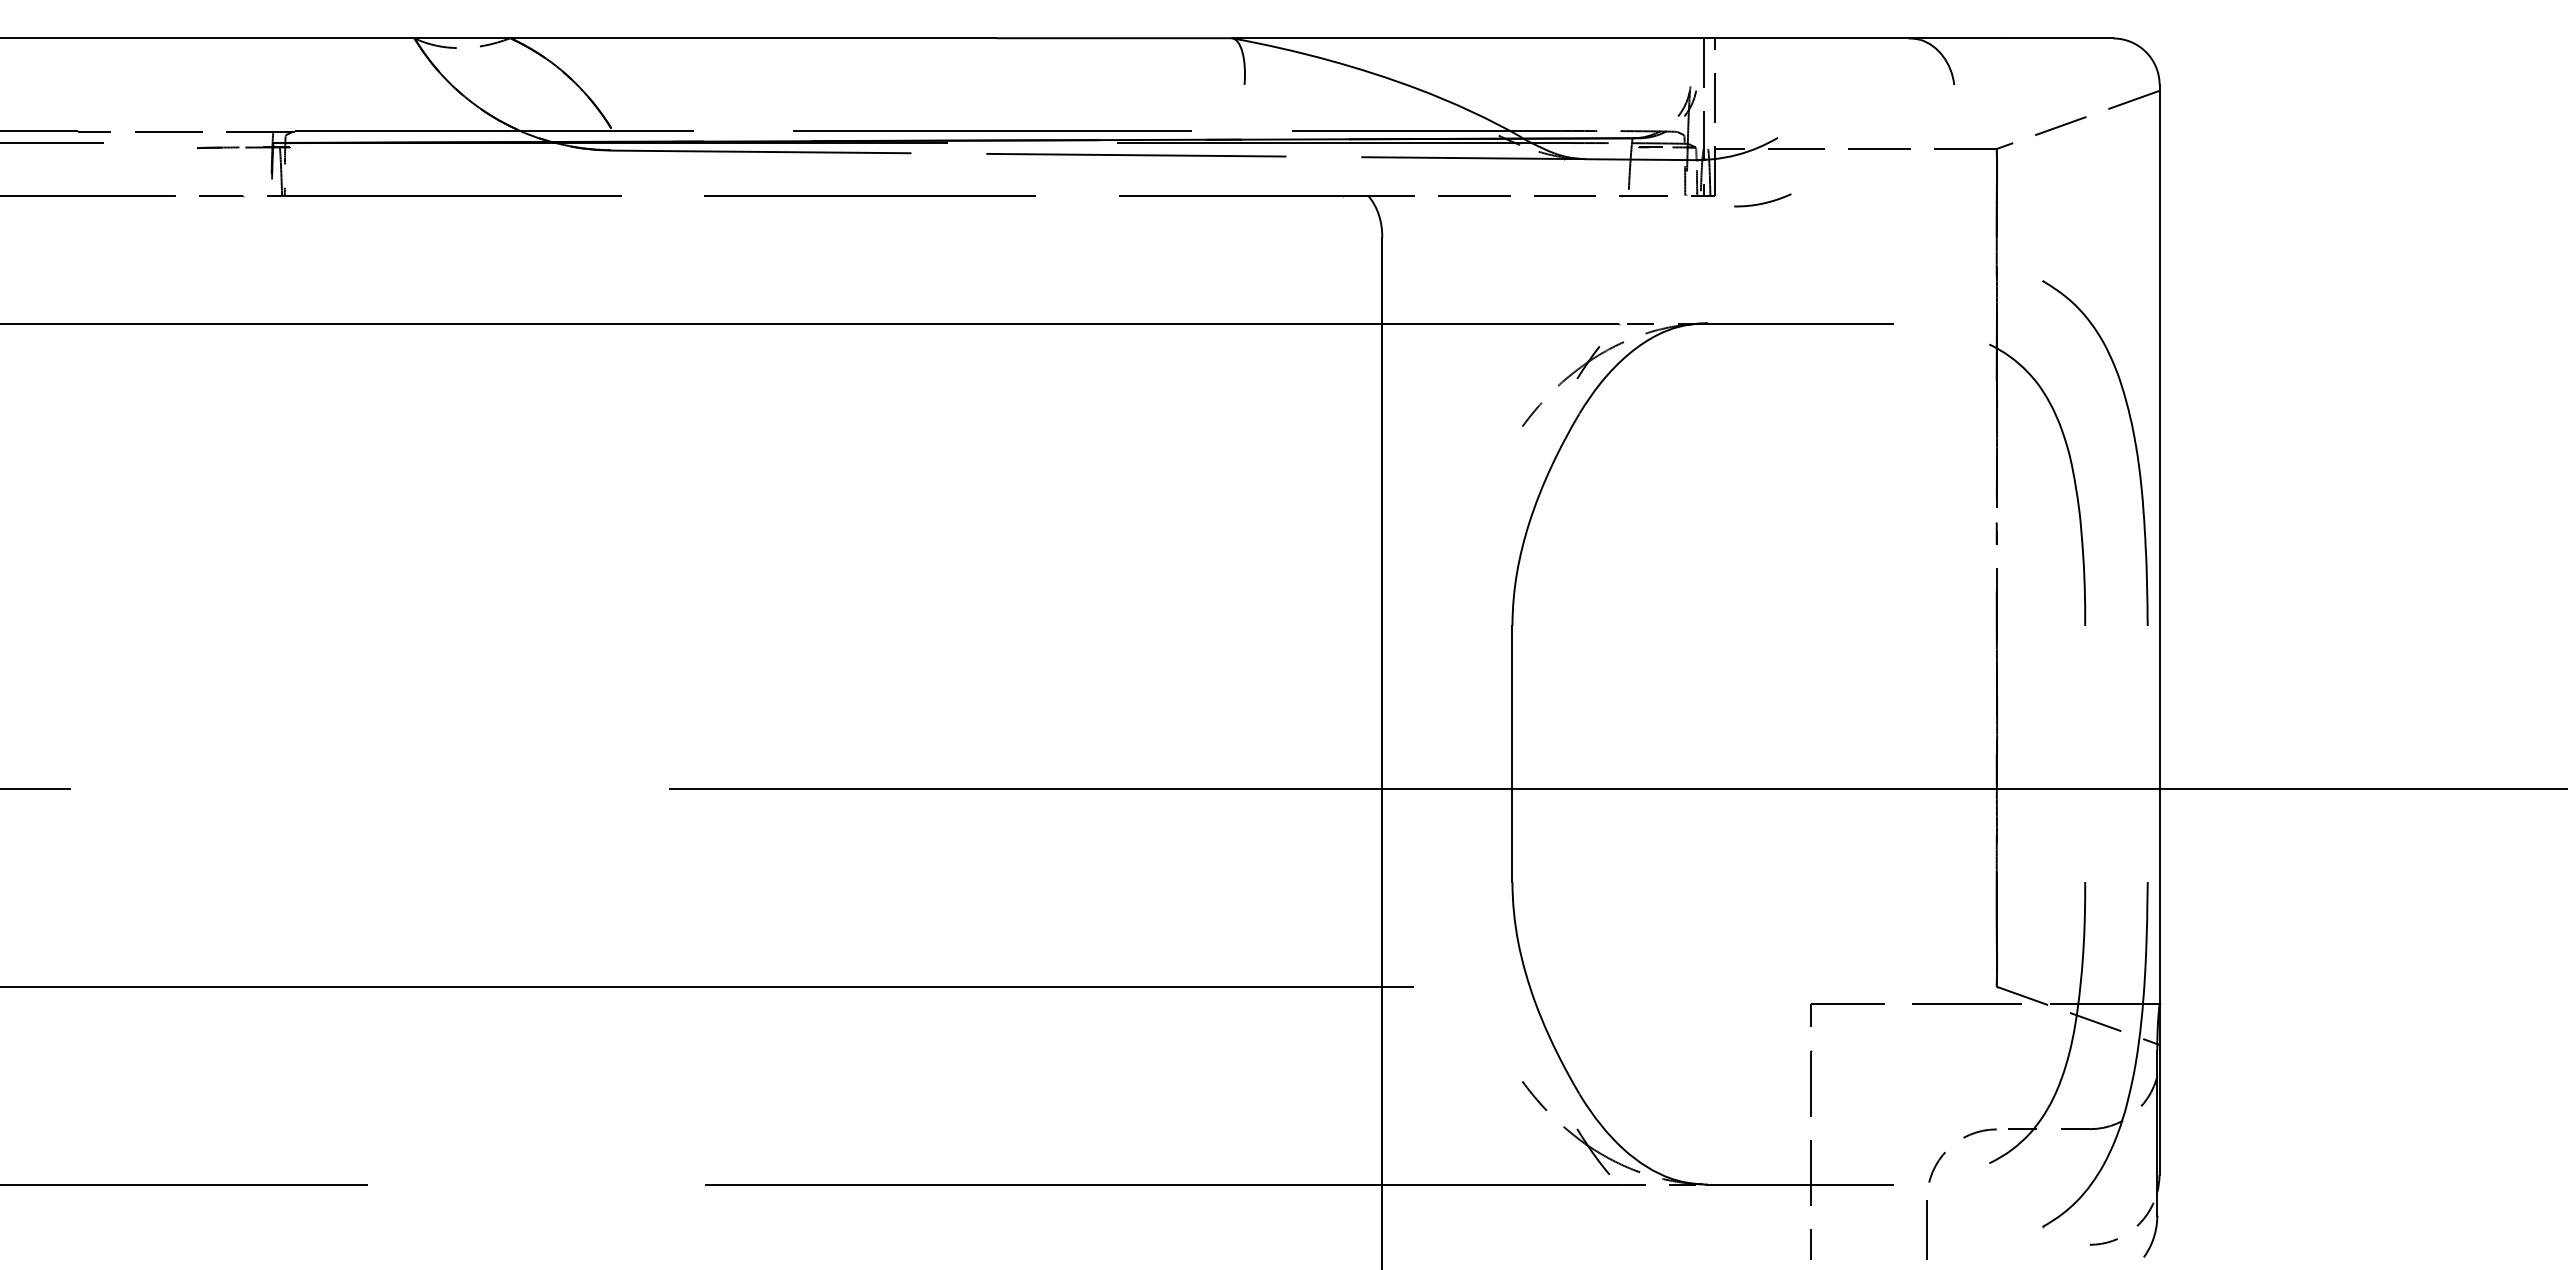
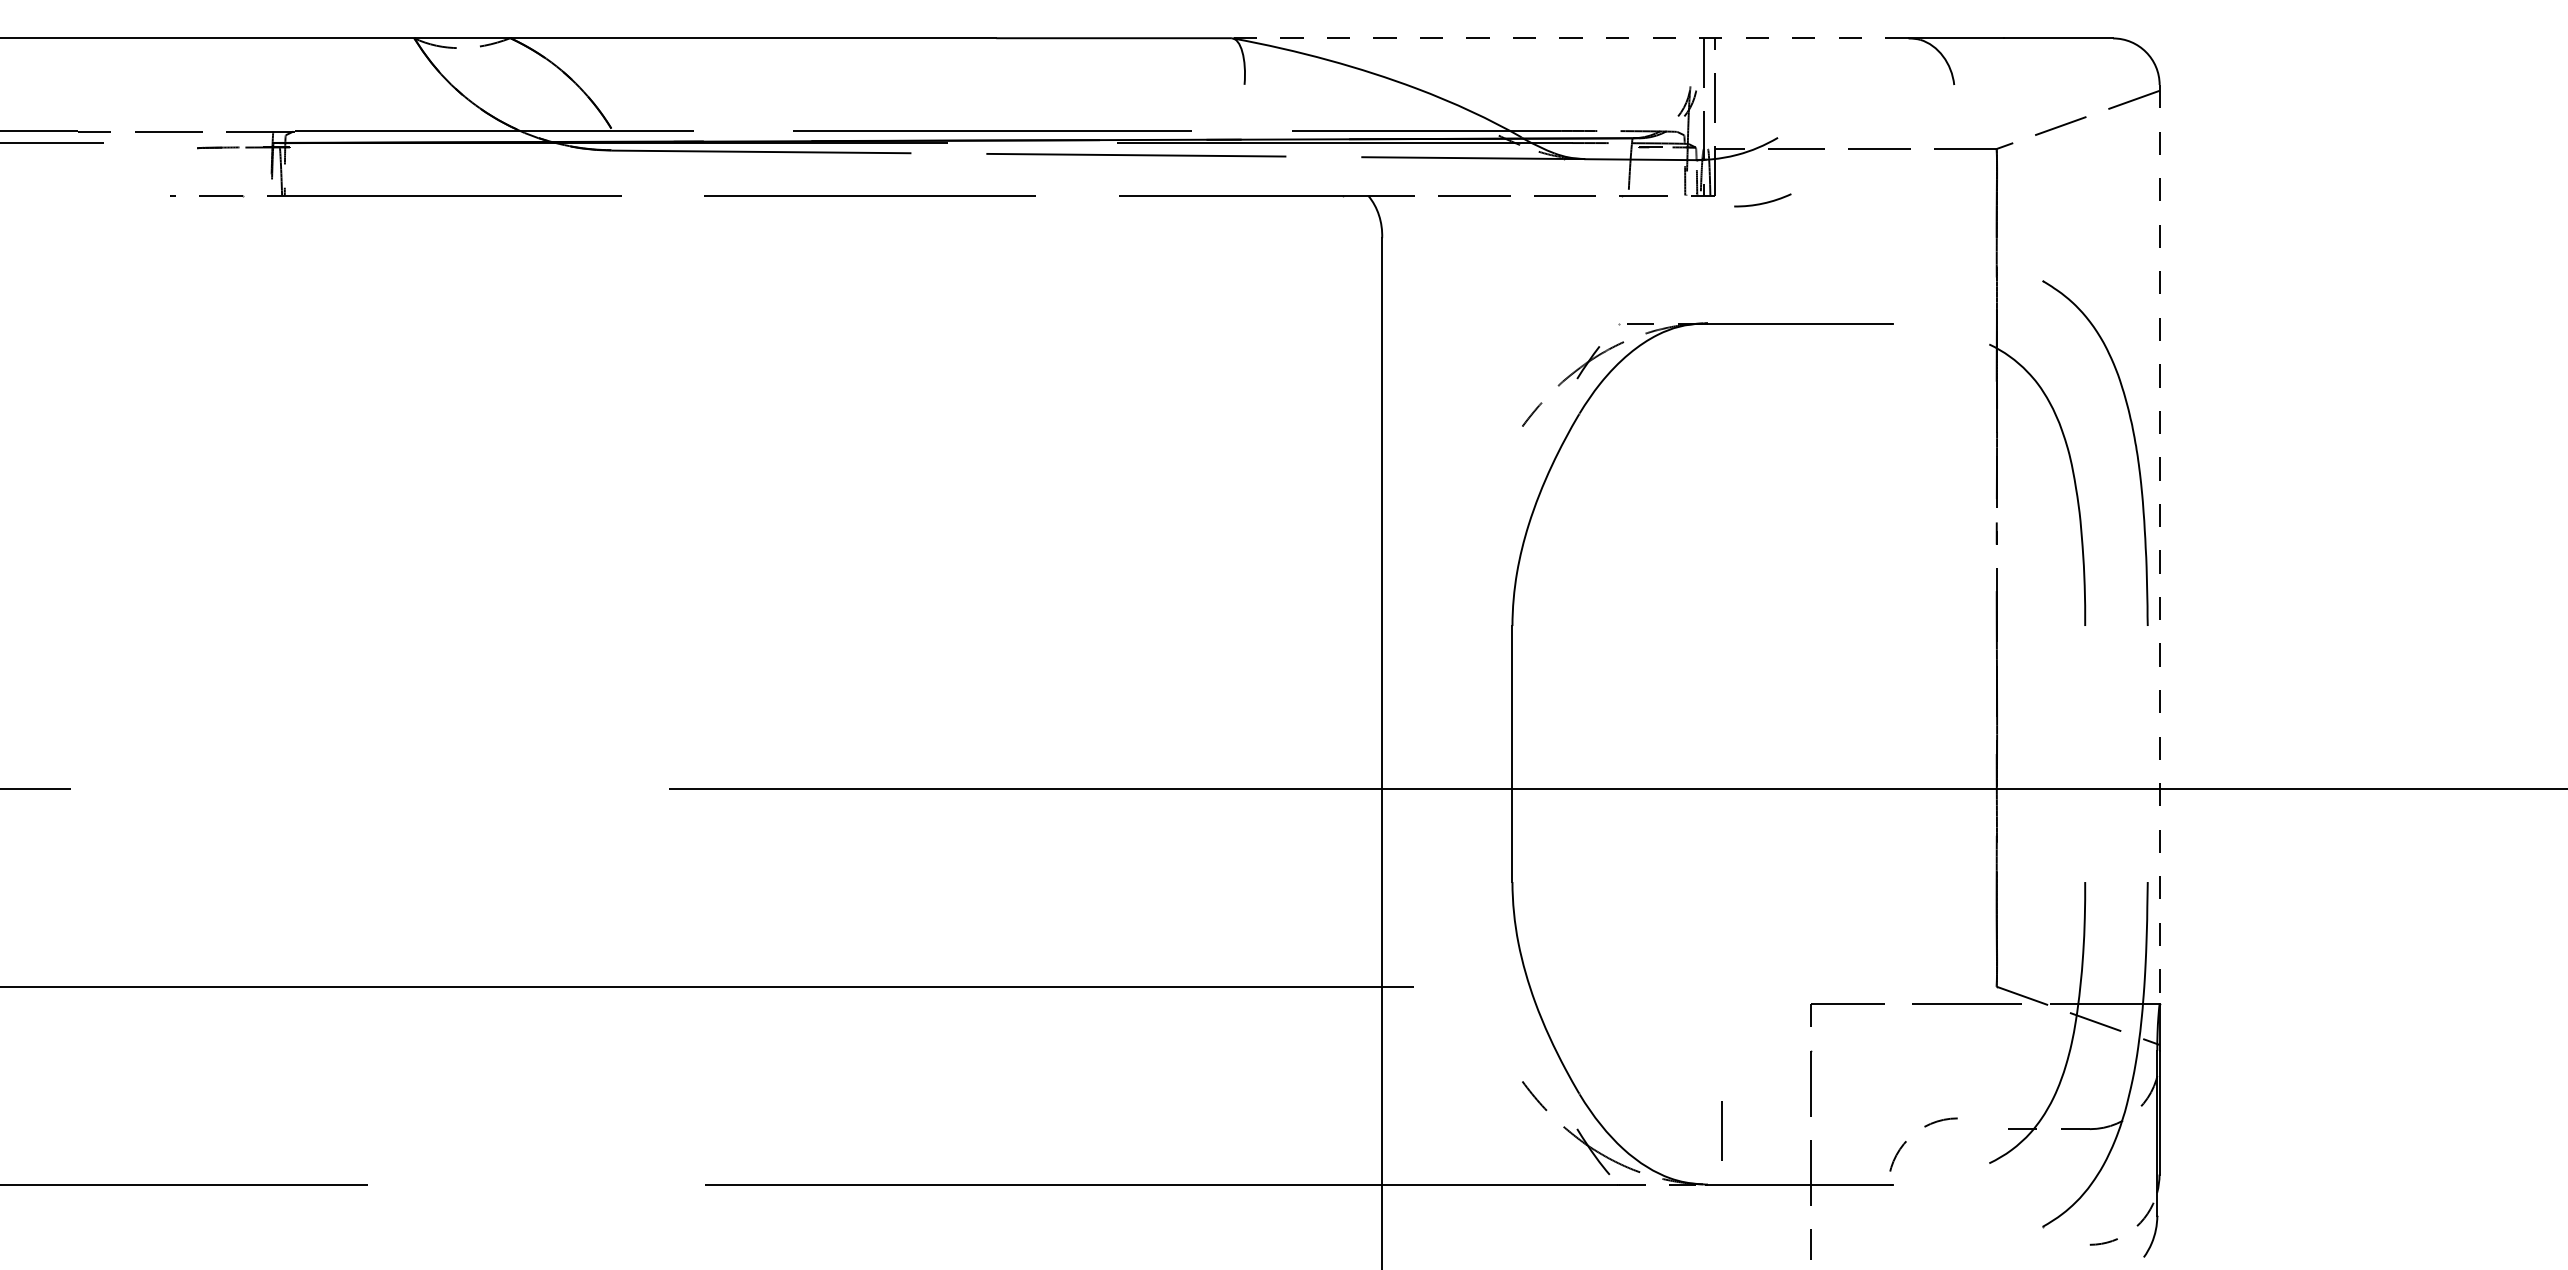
line: solid -> dashed (1569, 38)
line: present -> none (86, 195)
line: present -> none (810, 323)
line: solid -> dashed (2159, 544)
curve position: (1963, 1138) -> (1924, 1127) (1924, 1127)
line position: (1926, 1229) -> (1721, 1130) (1721, 1130)
